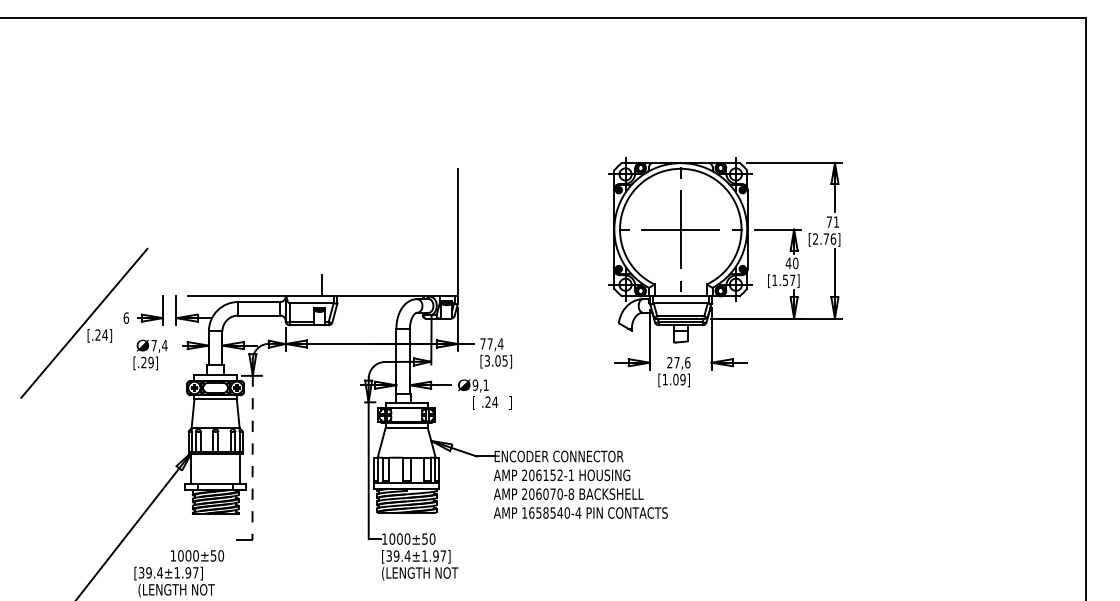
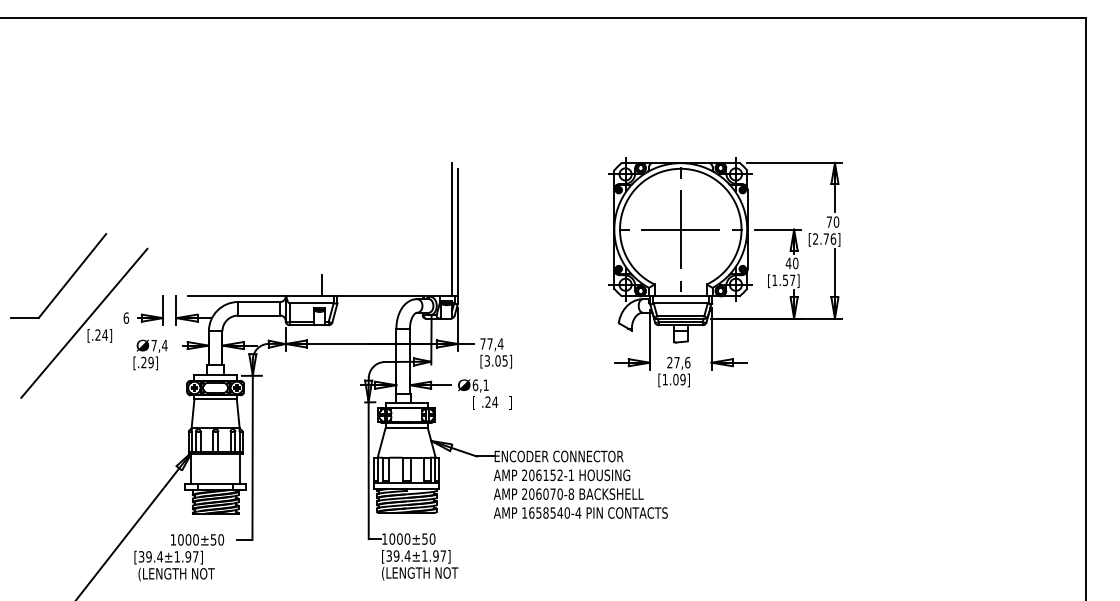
text: 71 -> 70 (836, 221)
line: none -> present (452, 229)
part: none -> present (66, 281)
text: 9,1 -> 6,1 (475, 384)
line: dashed -> solid (252, 458)
text position: (179, 573) -> (179, 557) (179, 557)
